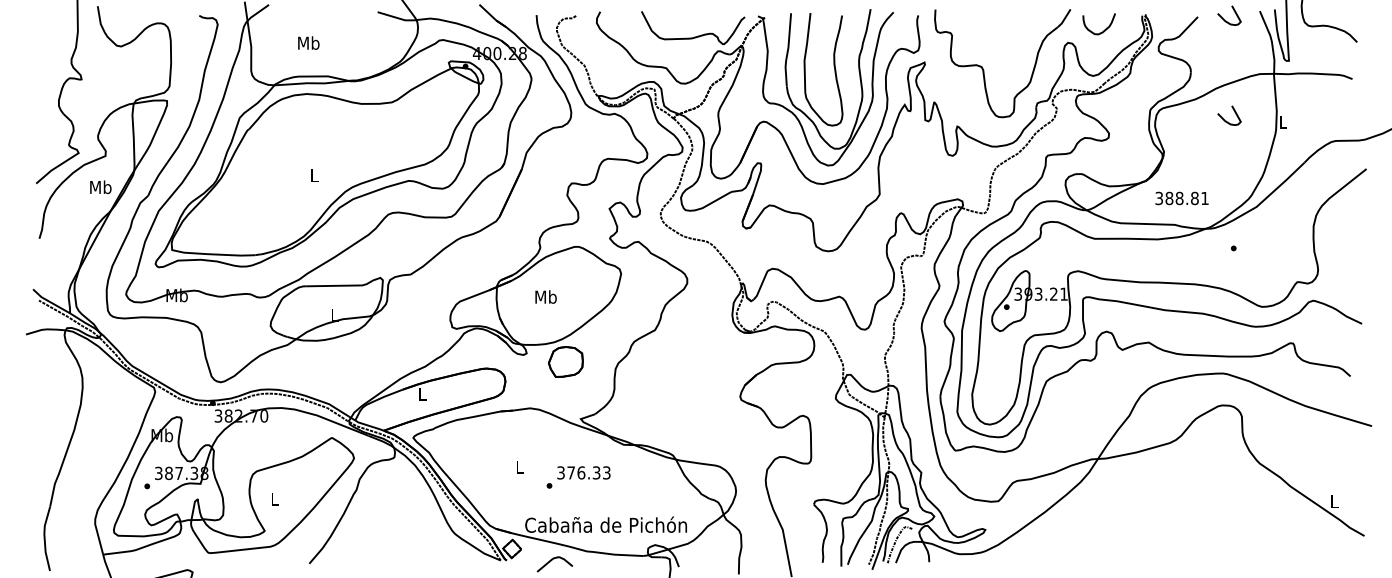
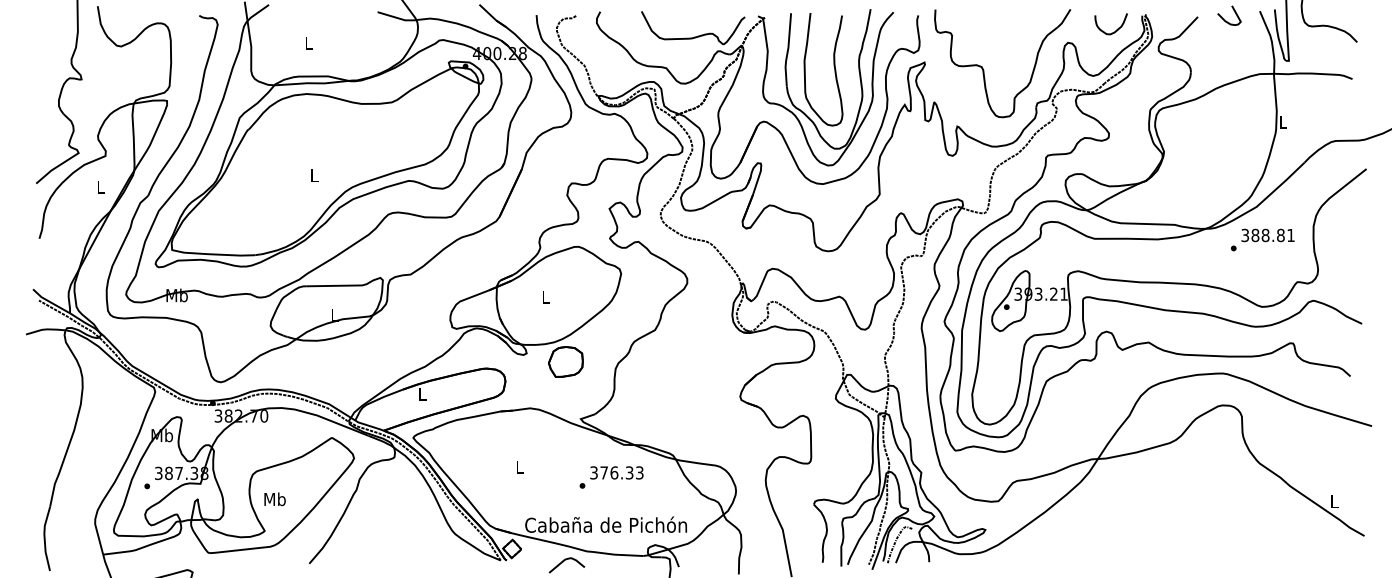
curve position: (1104, 29) -> (1116, 29) (1116, 29)
text: Mb -> L (308, 42)
curve: present -> none (1234, 112)
text: Mb -> L (100, 187)
text position: (1181, 198) -> (1267, 235) (1267, 235)
text: Mb -> L (545, 296)
text position: (578, 477) -> (611, 477) (611, 477)
text: L -> Mb (274, 499)
curve position: (551, 561) -> (563, 562) (563, 562)
